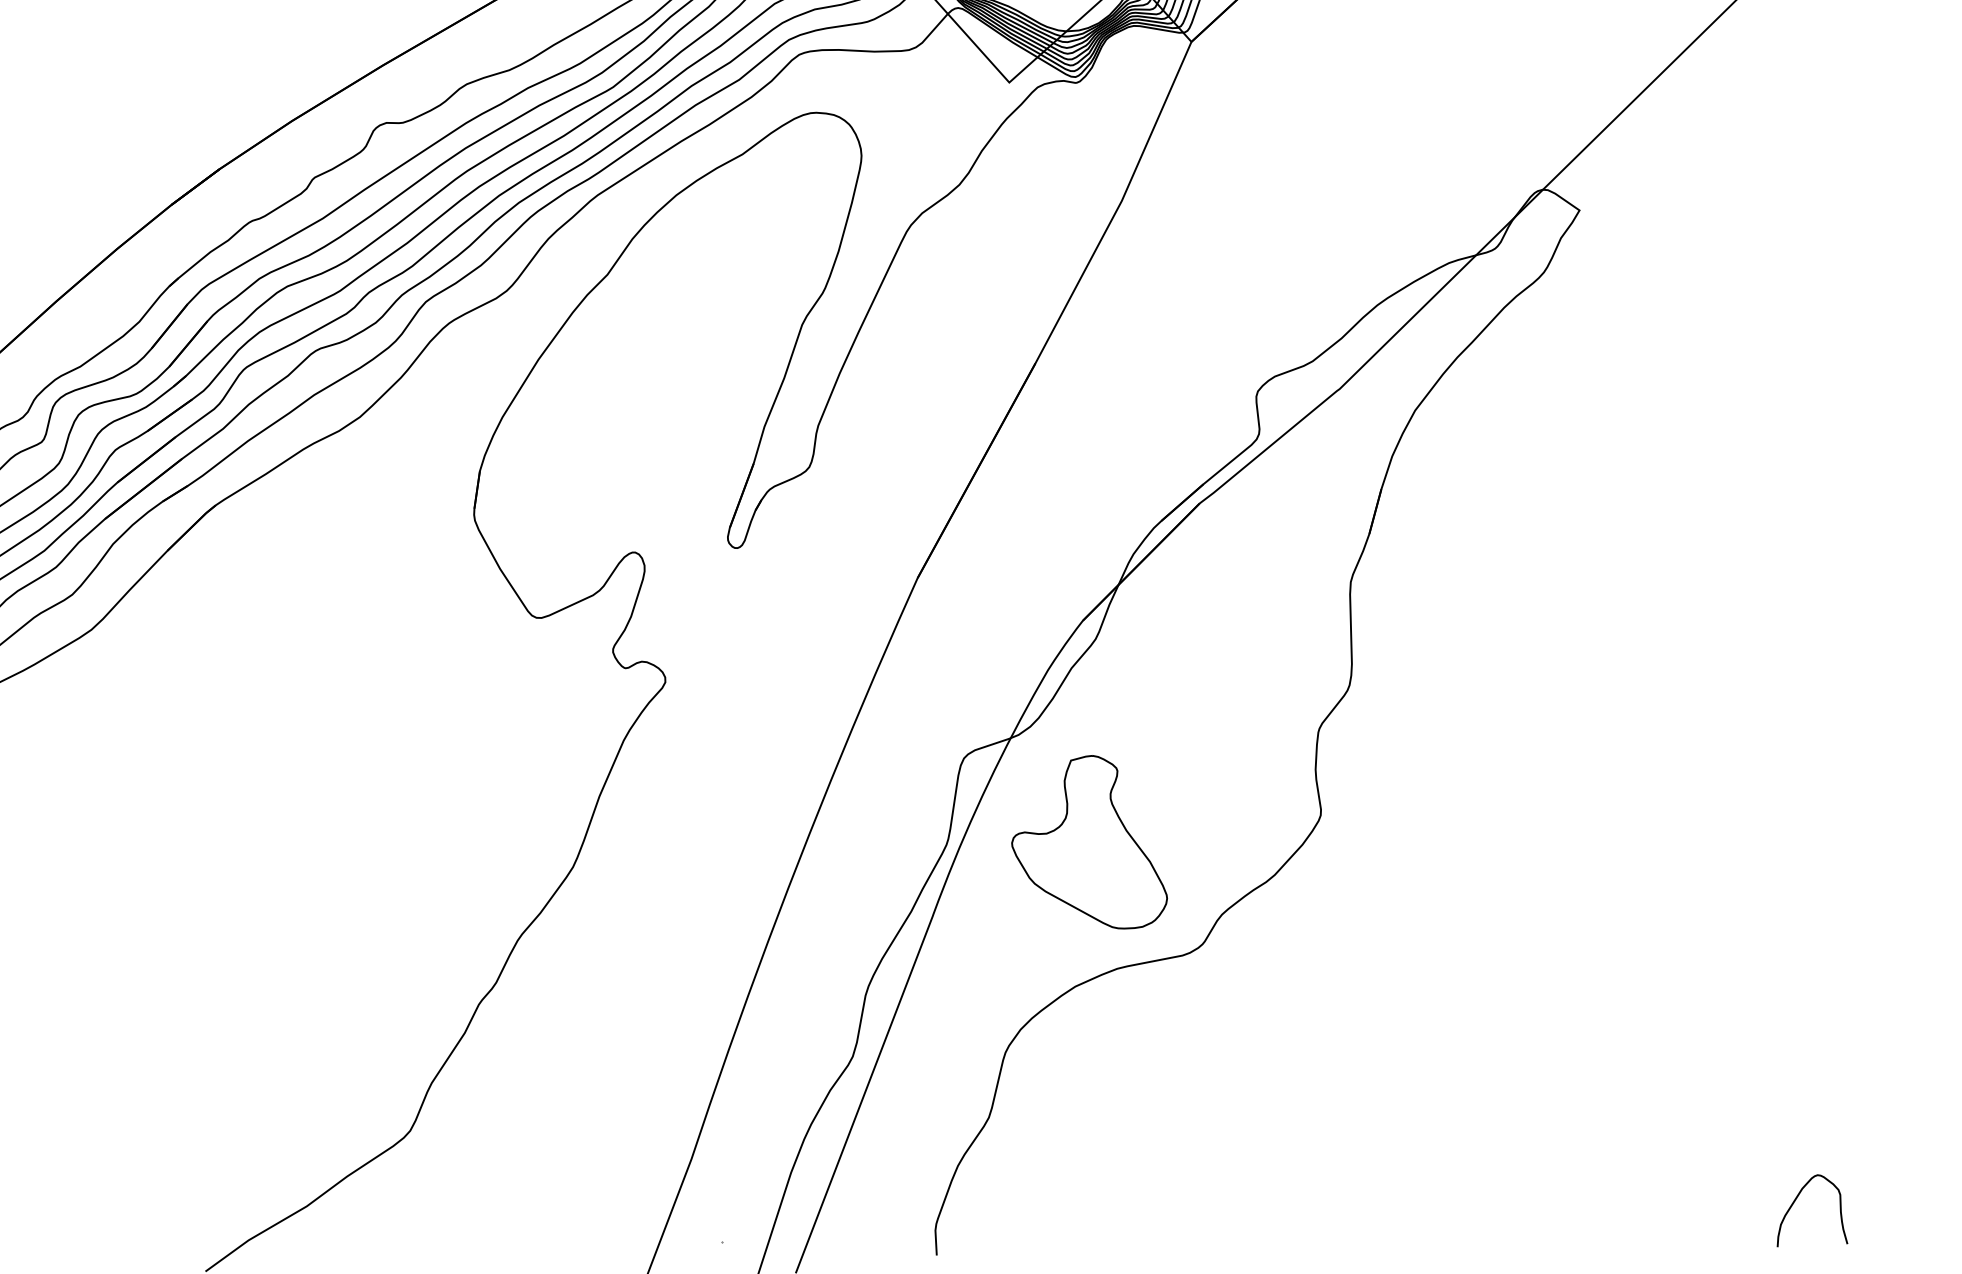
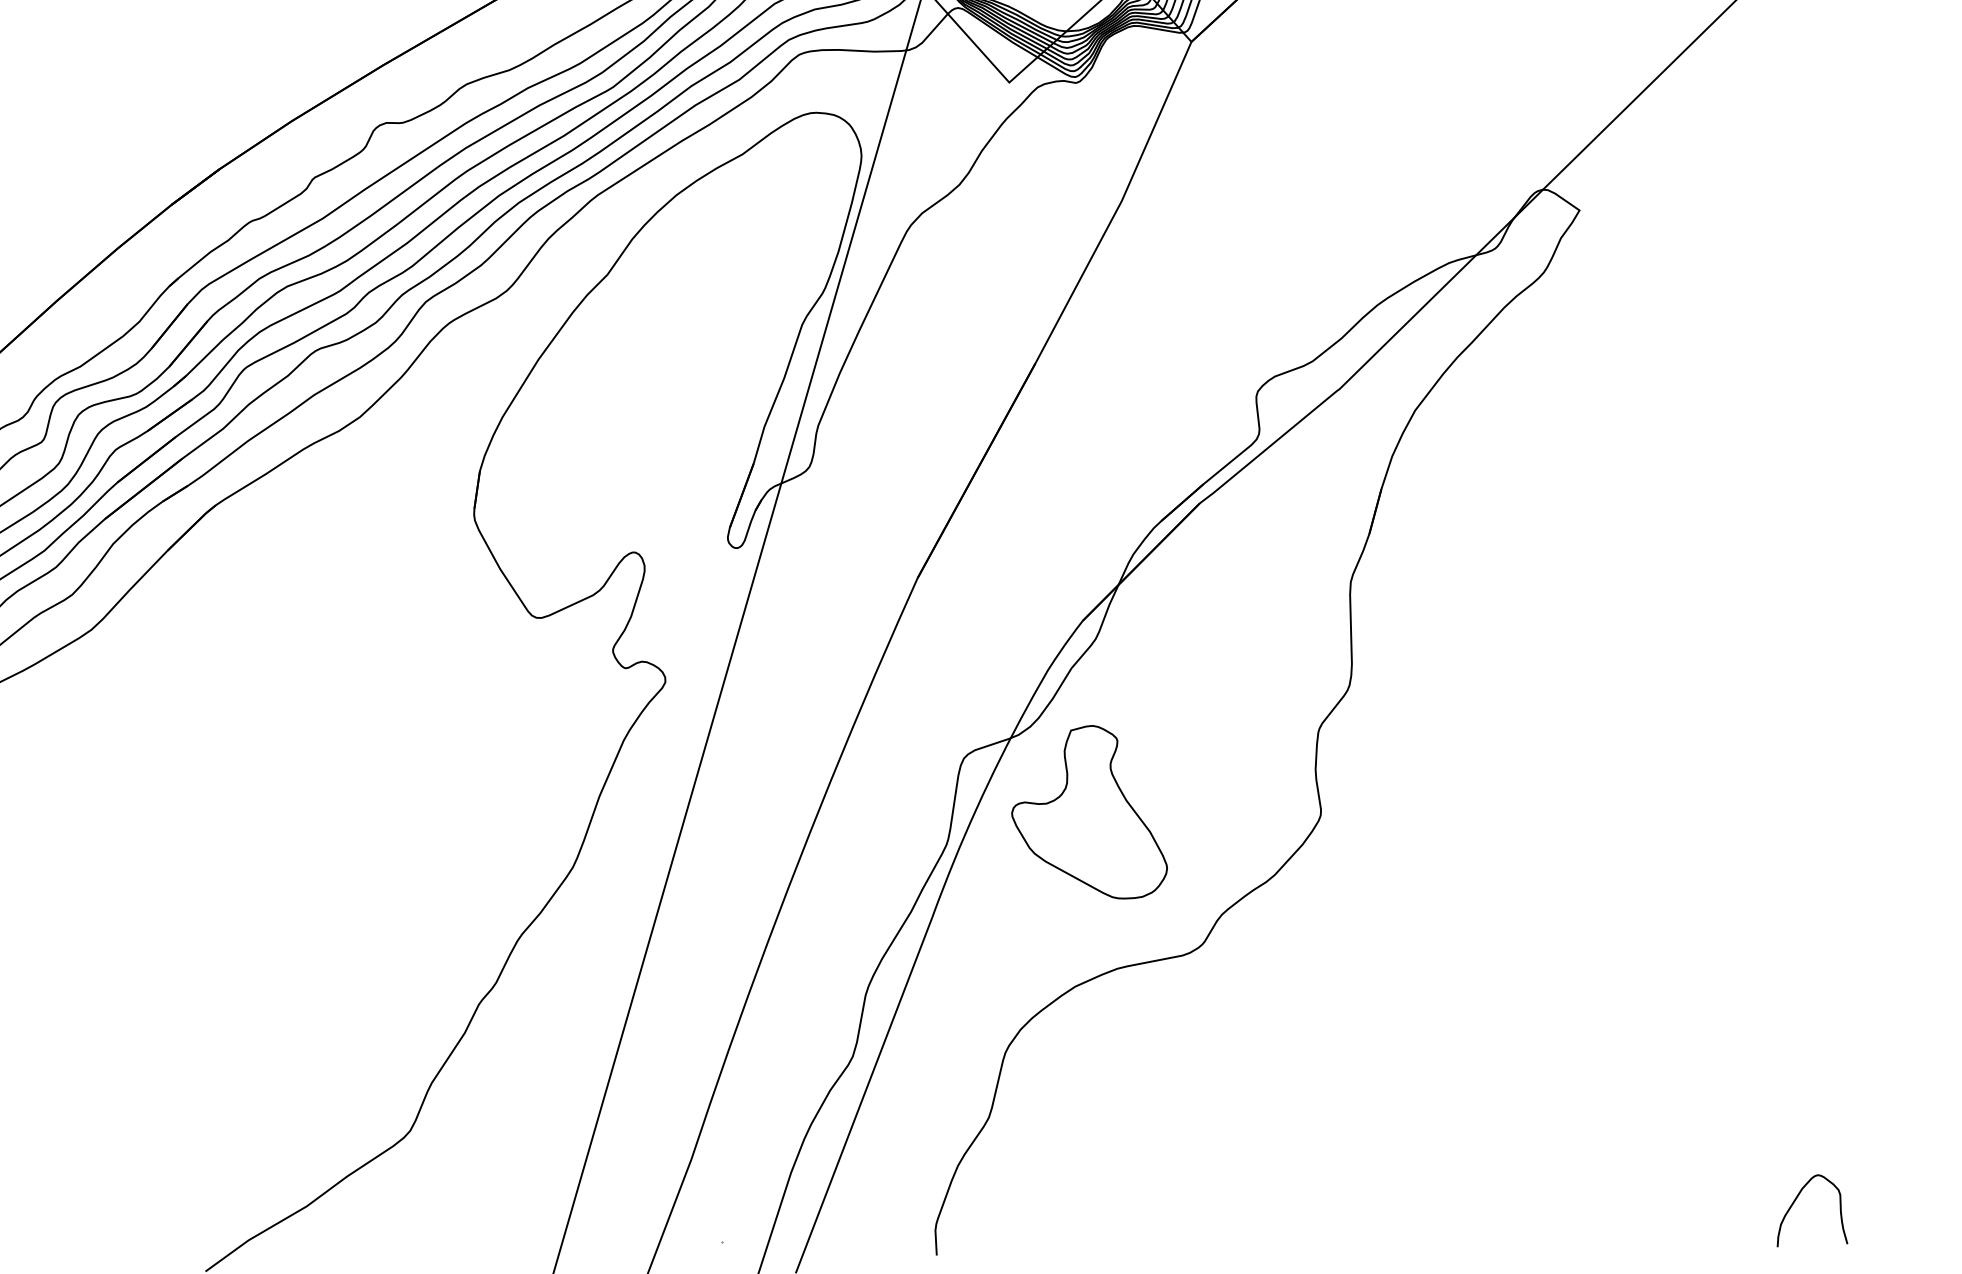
line: none -> present (737, 636)
part position: (1089, 842) -> (1089, 812) (1089, 812)
